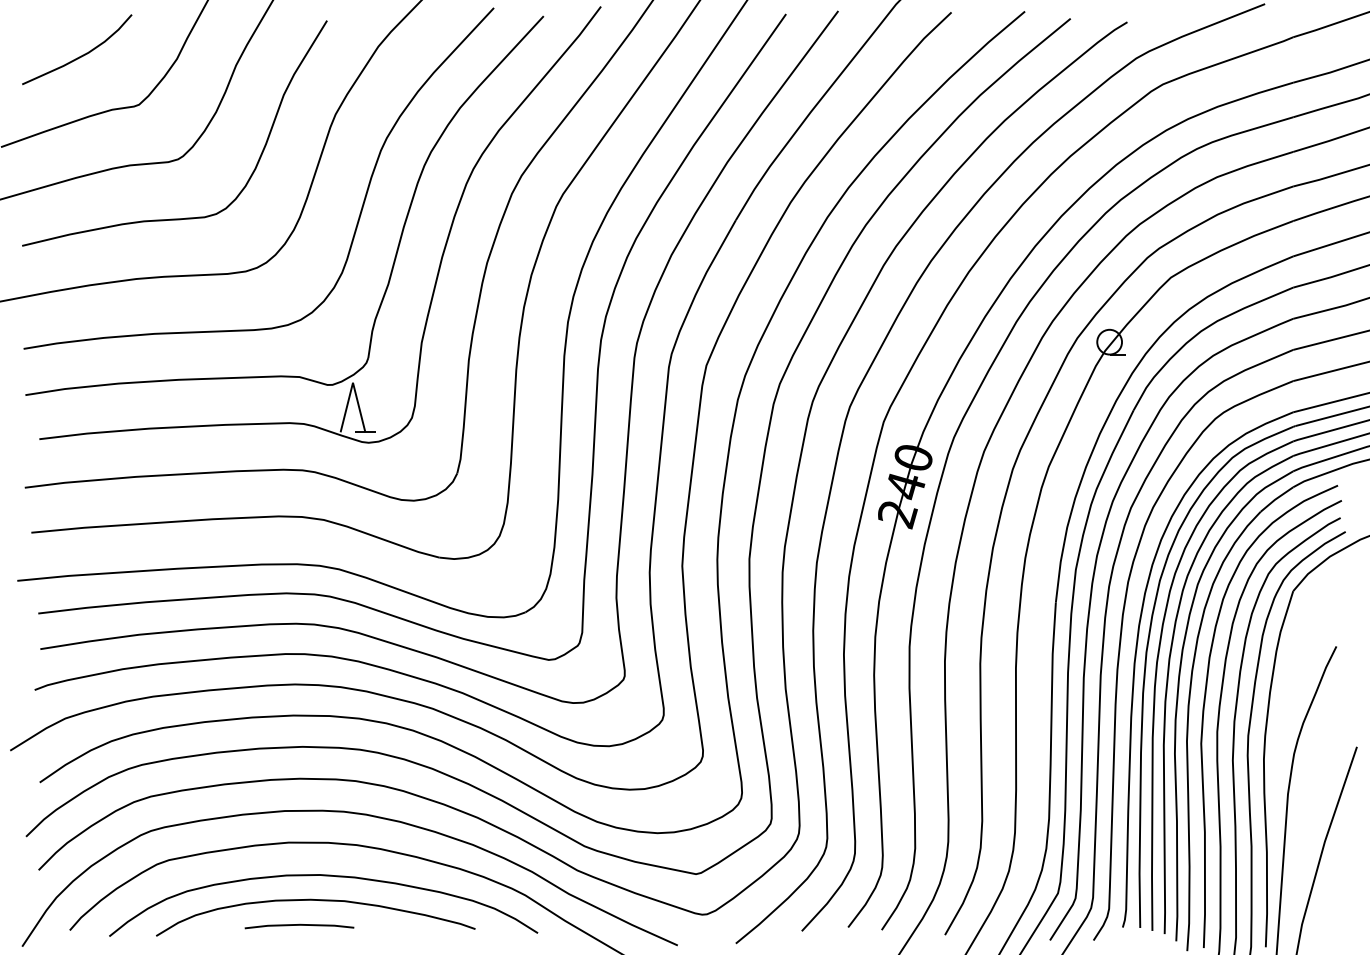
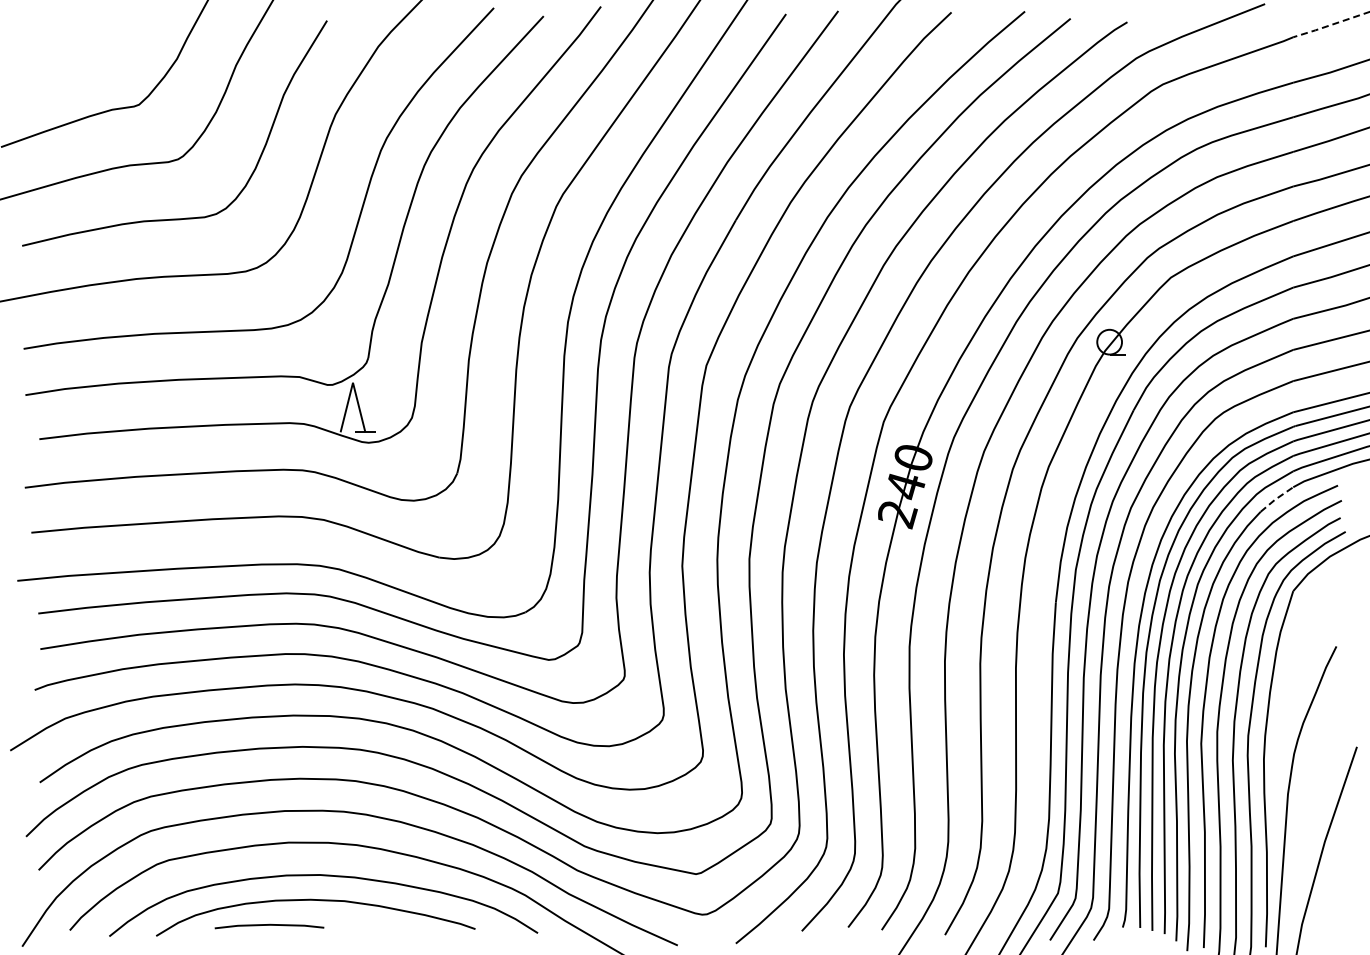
line: solid -> dashed (1330, 25)
curve: present -> none (82, 54)
line: solid -> dashed (1276, 498)
line position: (299, 925) -> (269, 925) (269, 925)
